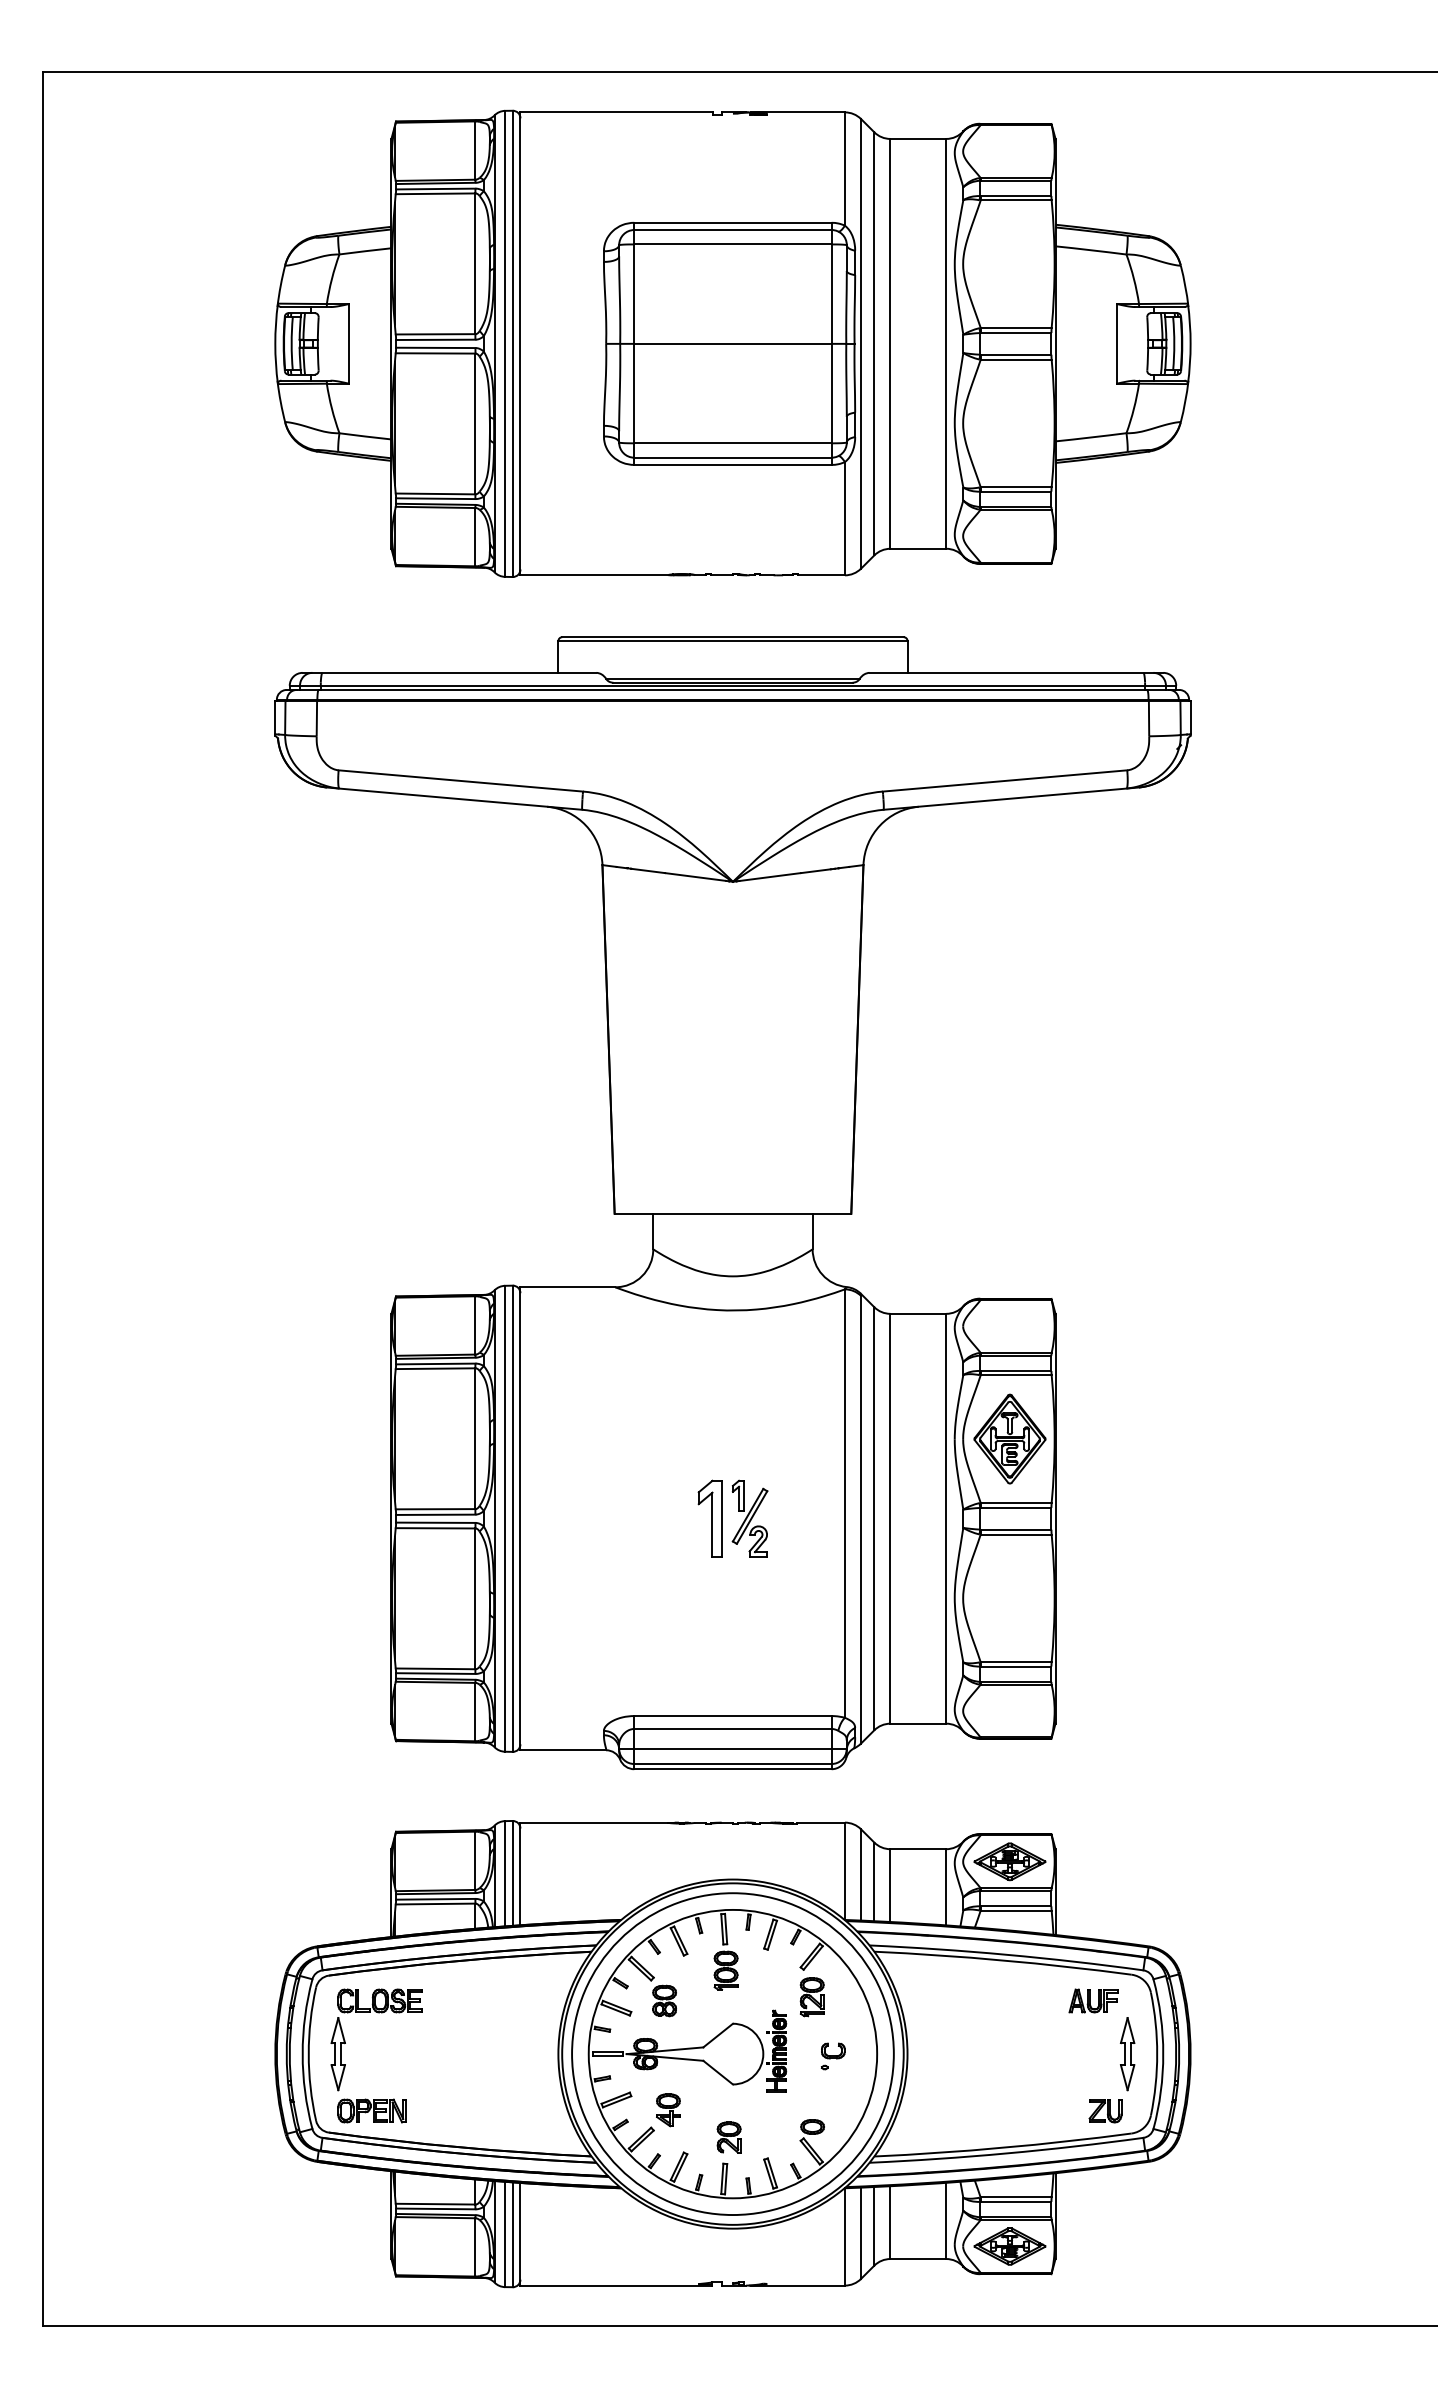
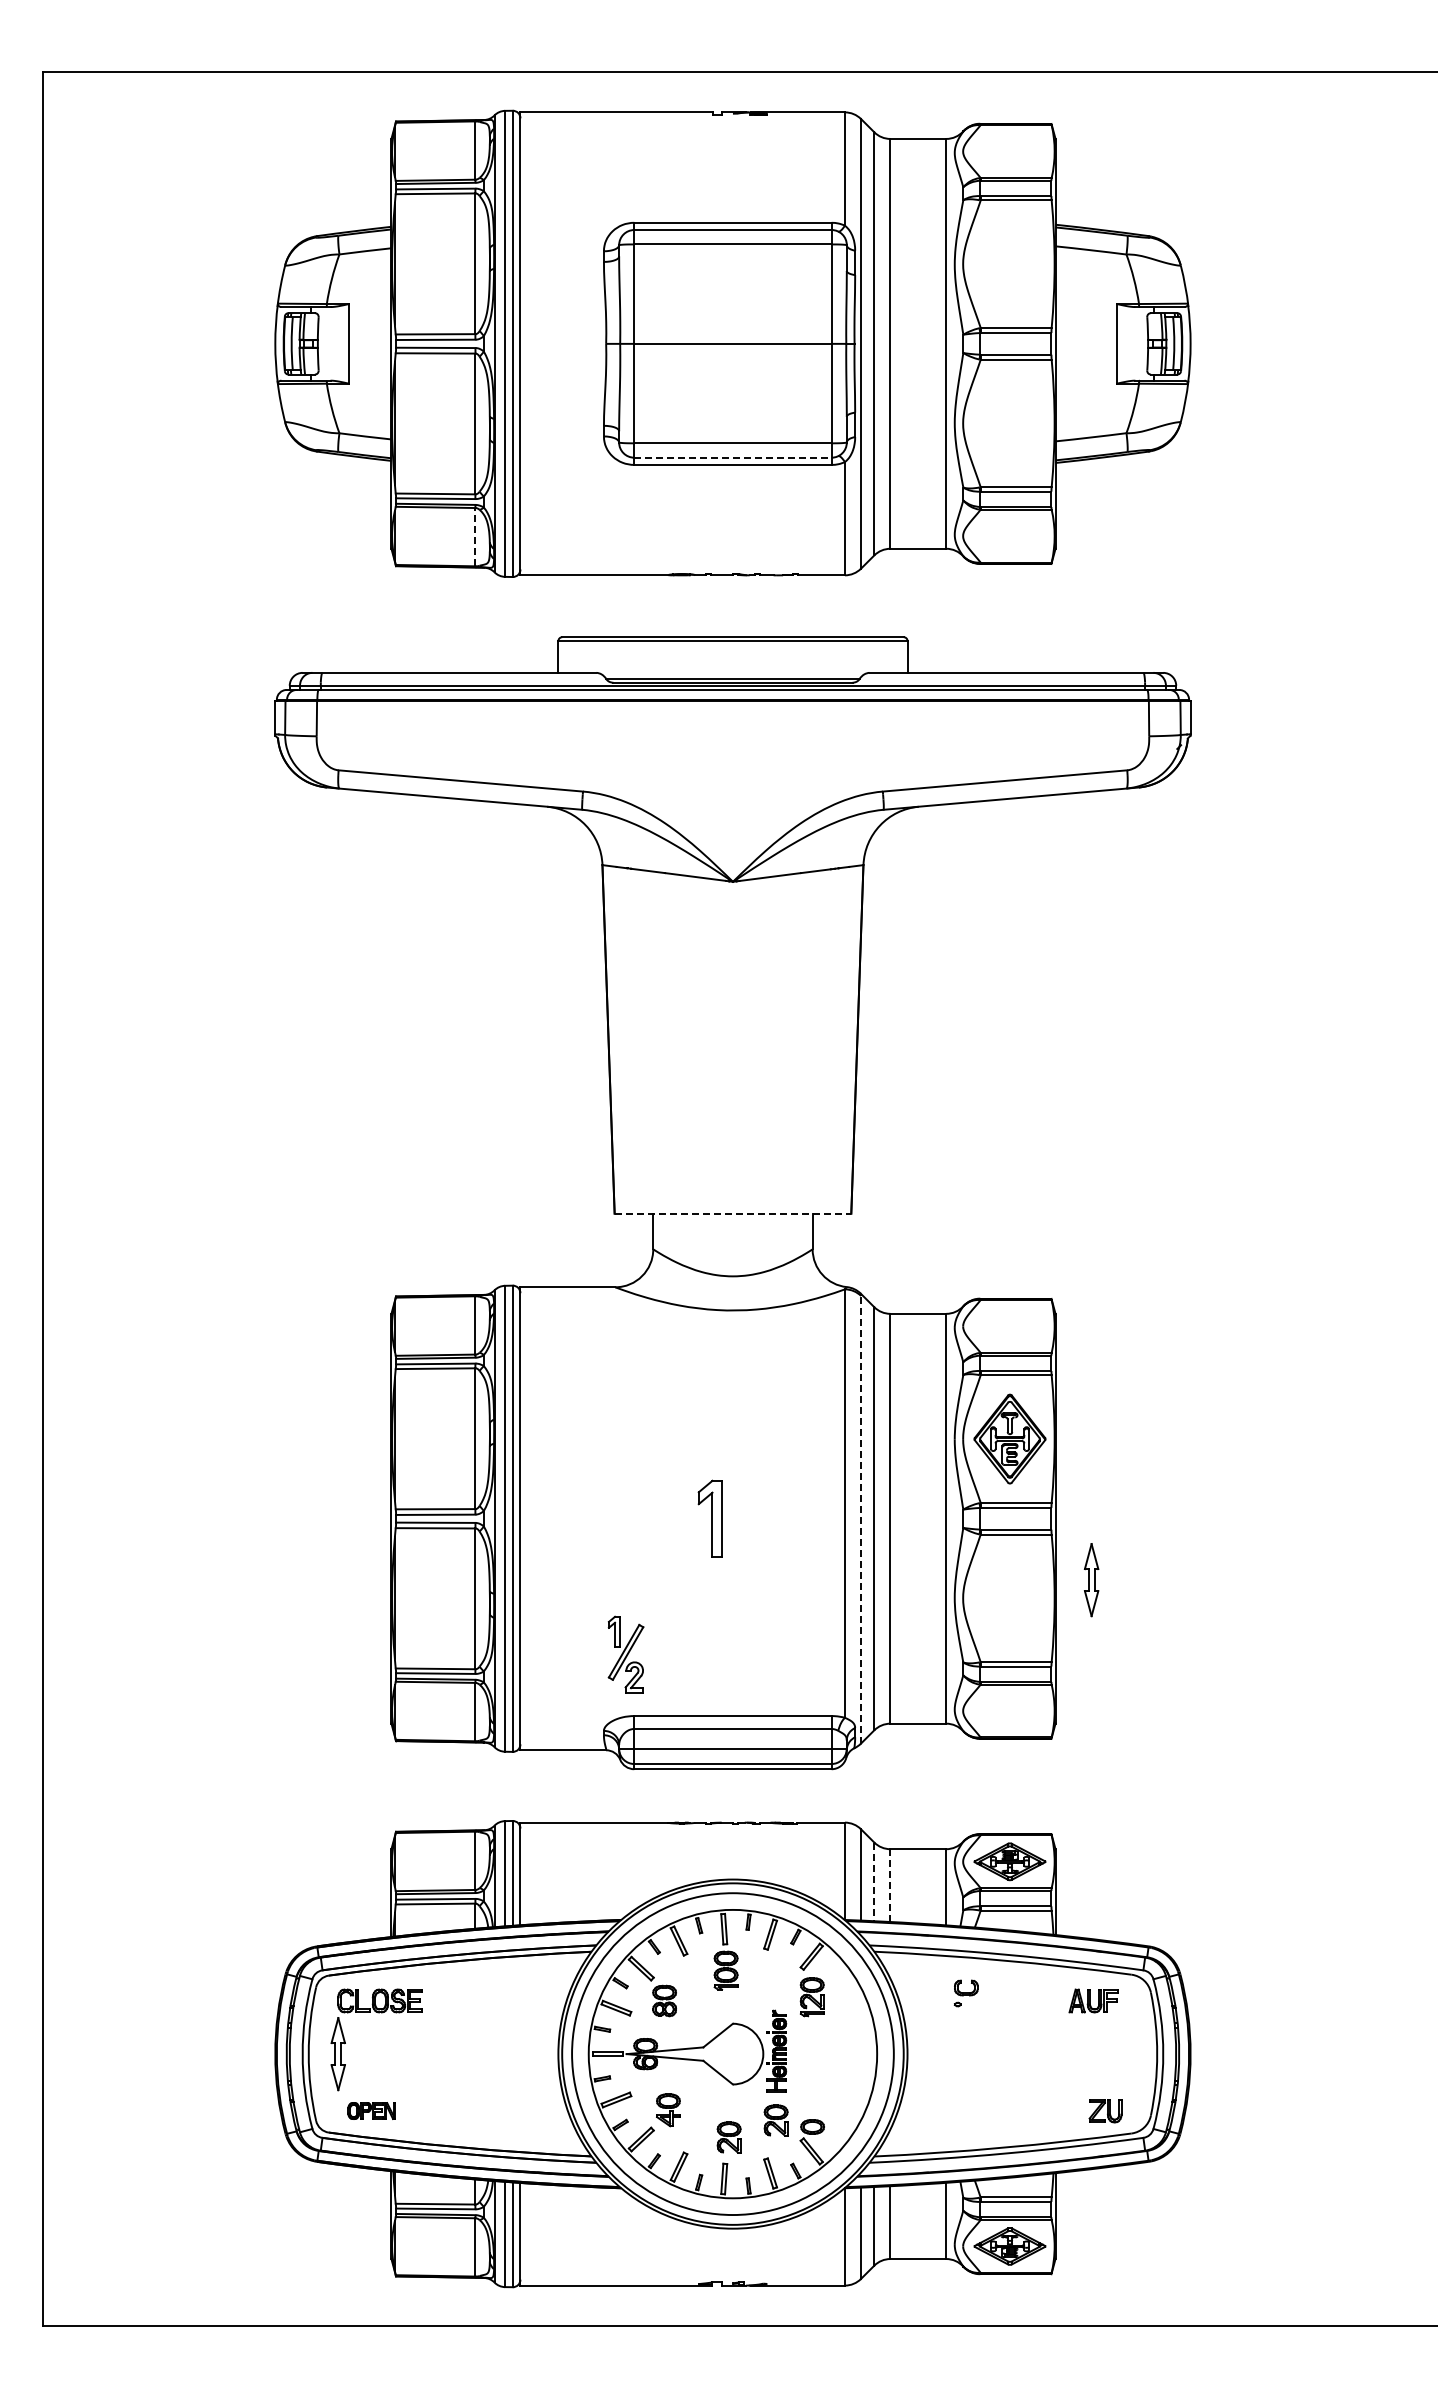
line: solid -> dashed (732, 457)
line: solid -> dashed (475, 536)
line: solid -> dashed (733, 1213)
part position: (749, 1518) -> (625, 1654) (625, 1654)
line: solid -> dashed (861, 1519)
line: solid -> dashed (874, 1882)
line: solid -> dashed (890, 1886)
part position: (1127, 2054) -> (1091, 1580) (1091, 1580)
part position: (833, 2056) -> (966, 1993) (966, 1993)
part size: 70x26 px -> 49x18 px (371, 2110)
part: none -> present (775, 2120)
